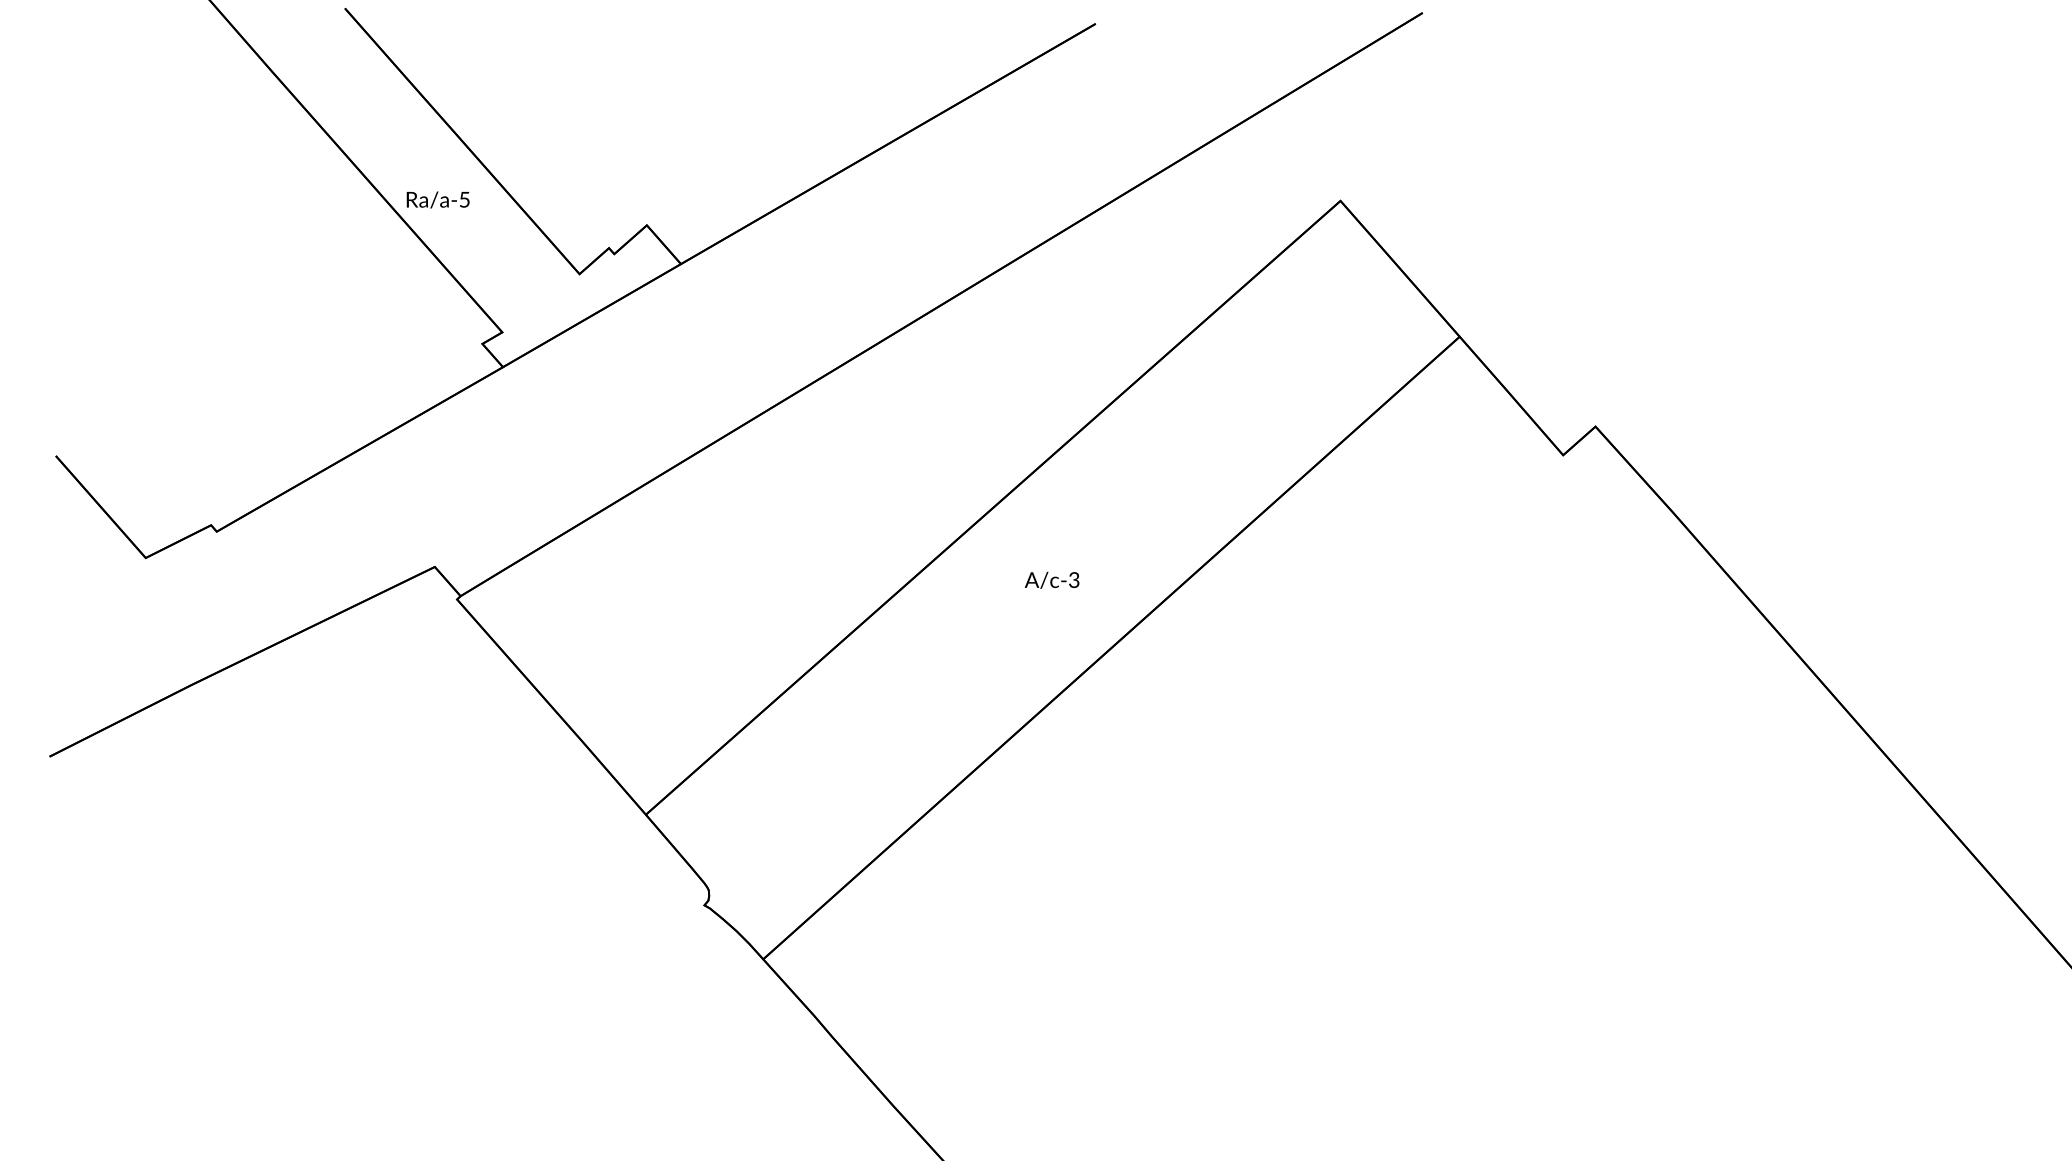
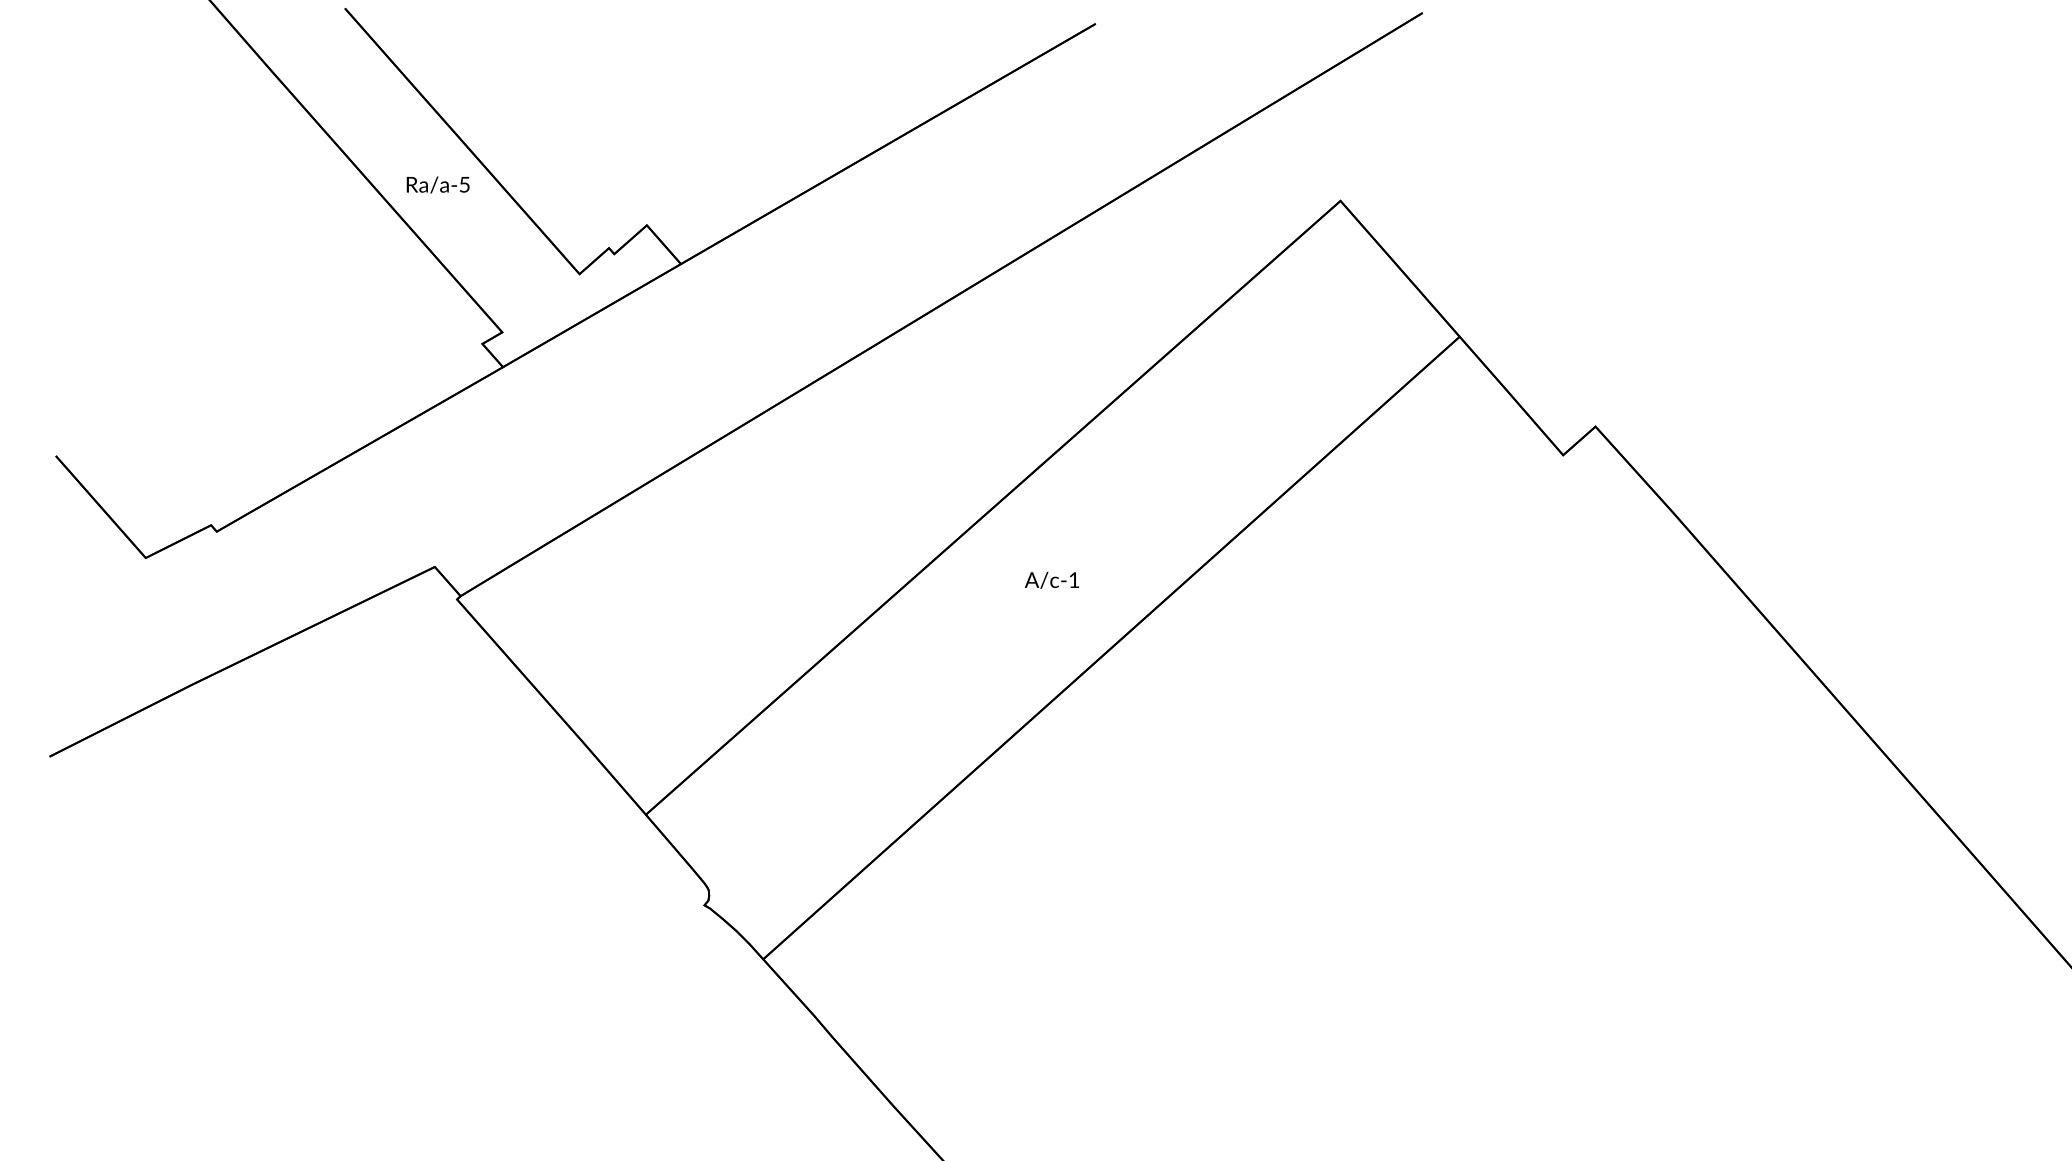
text position: (437, 199) -> (437, 184) (437, 184)
text: A/c-3 -> A/c-1 (1074, 579)
